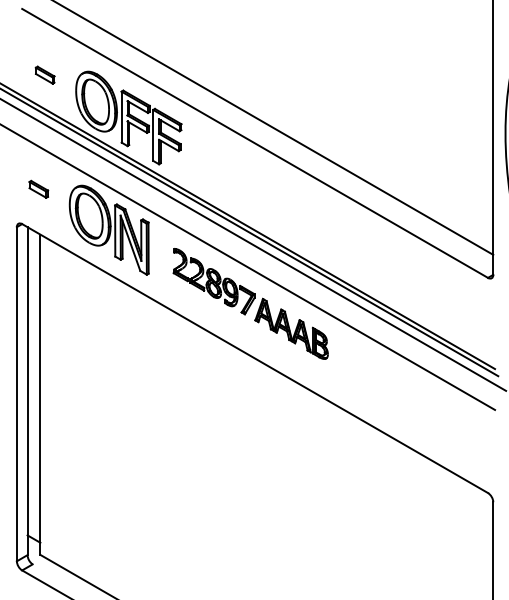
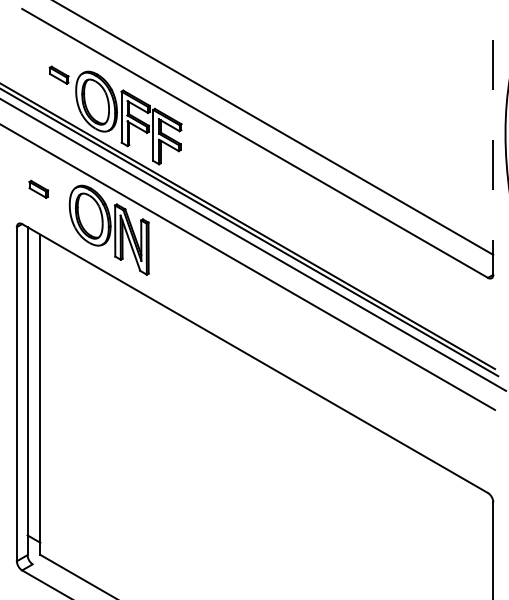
part position: (44, 74) -> (58, 74) (58, 74)
line: solid -> dashed (493, 138)
part: present -> none (250, 303)
